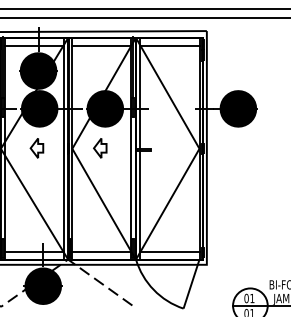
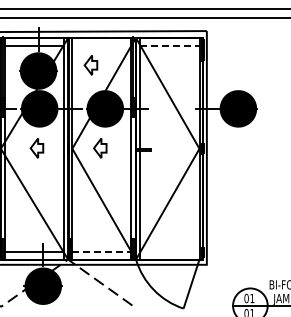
line: present -> none (101, 45)
line: solid -> dashed (169, 45)
part: none -> present (90, 65)
line: solid -> dashed (102, 252)
line: present -> none (169, 252)
